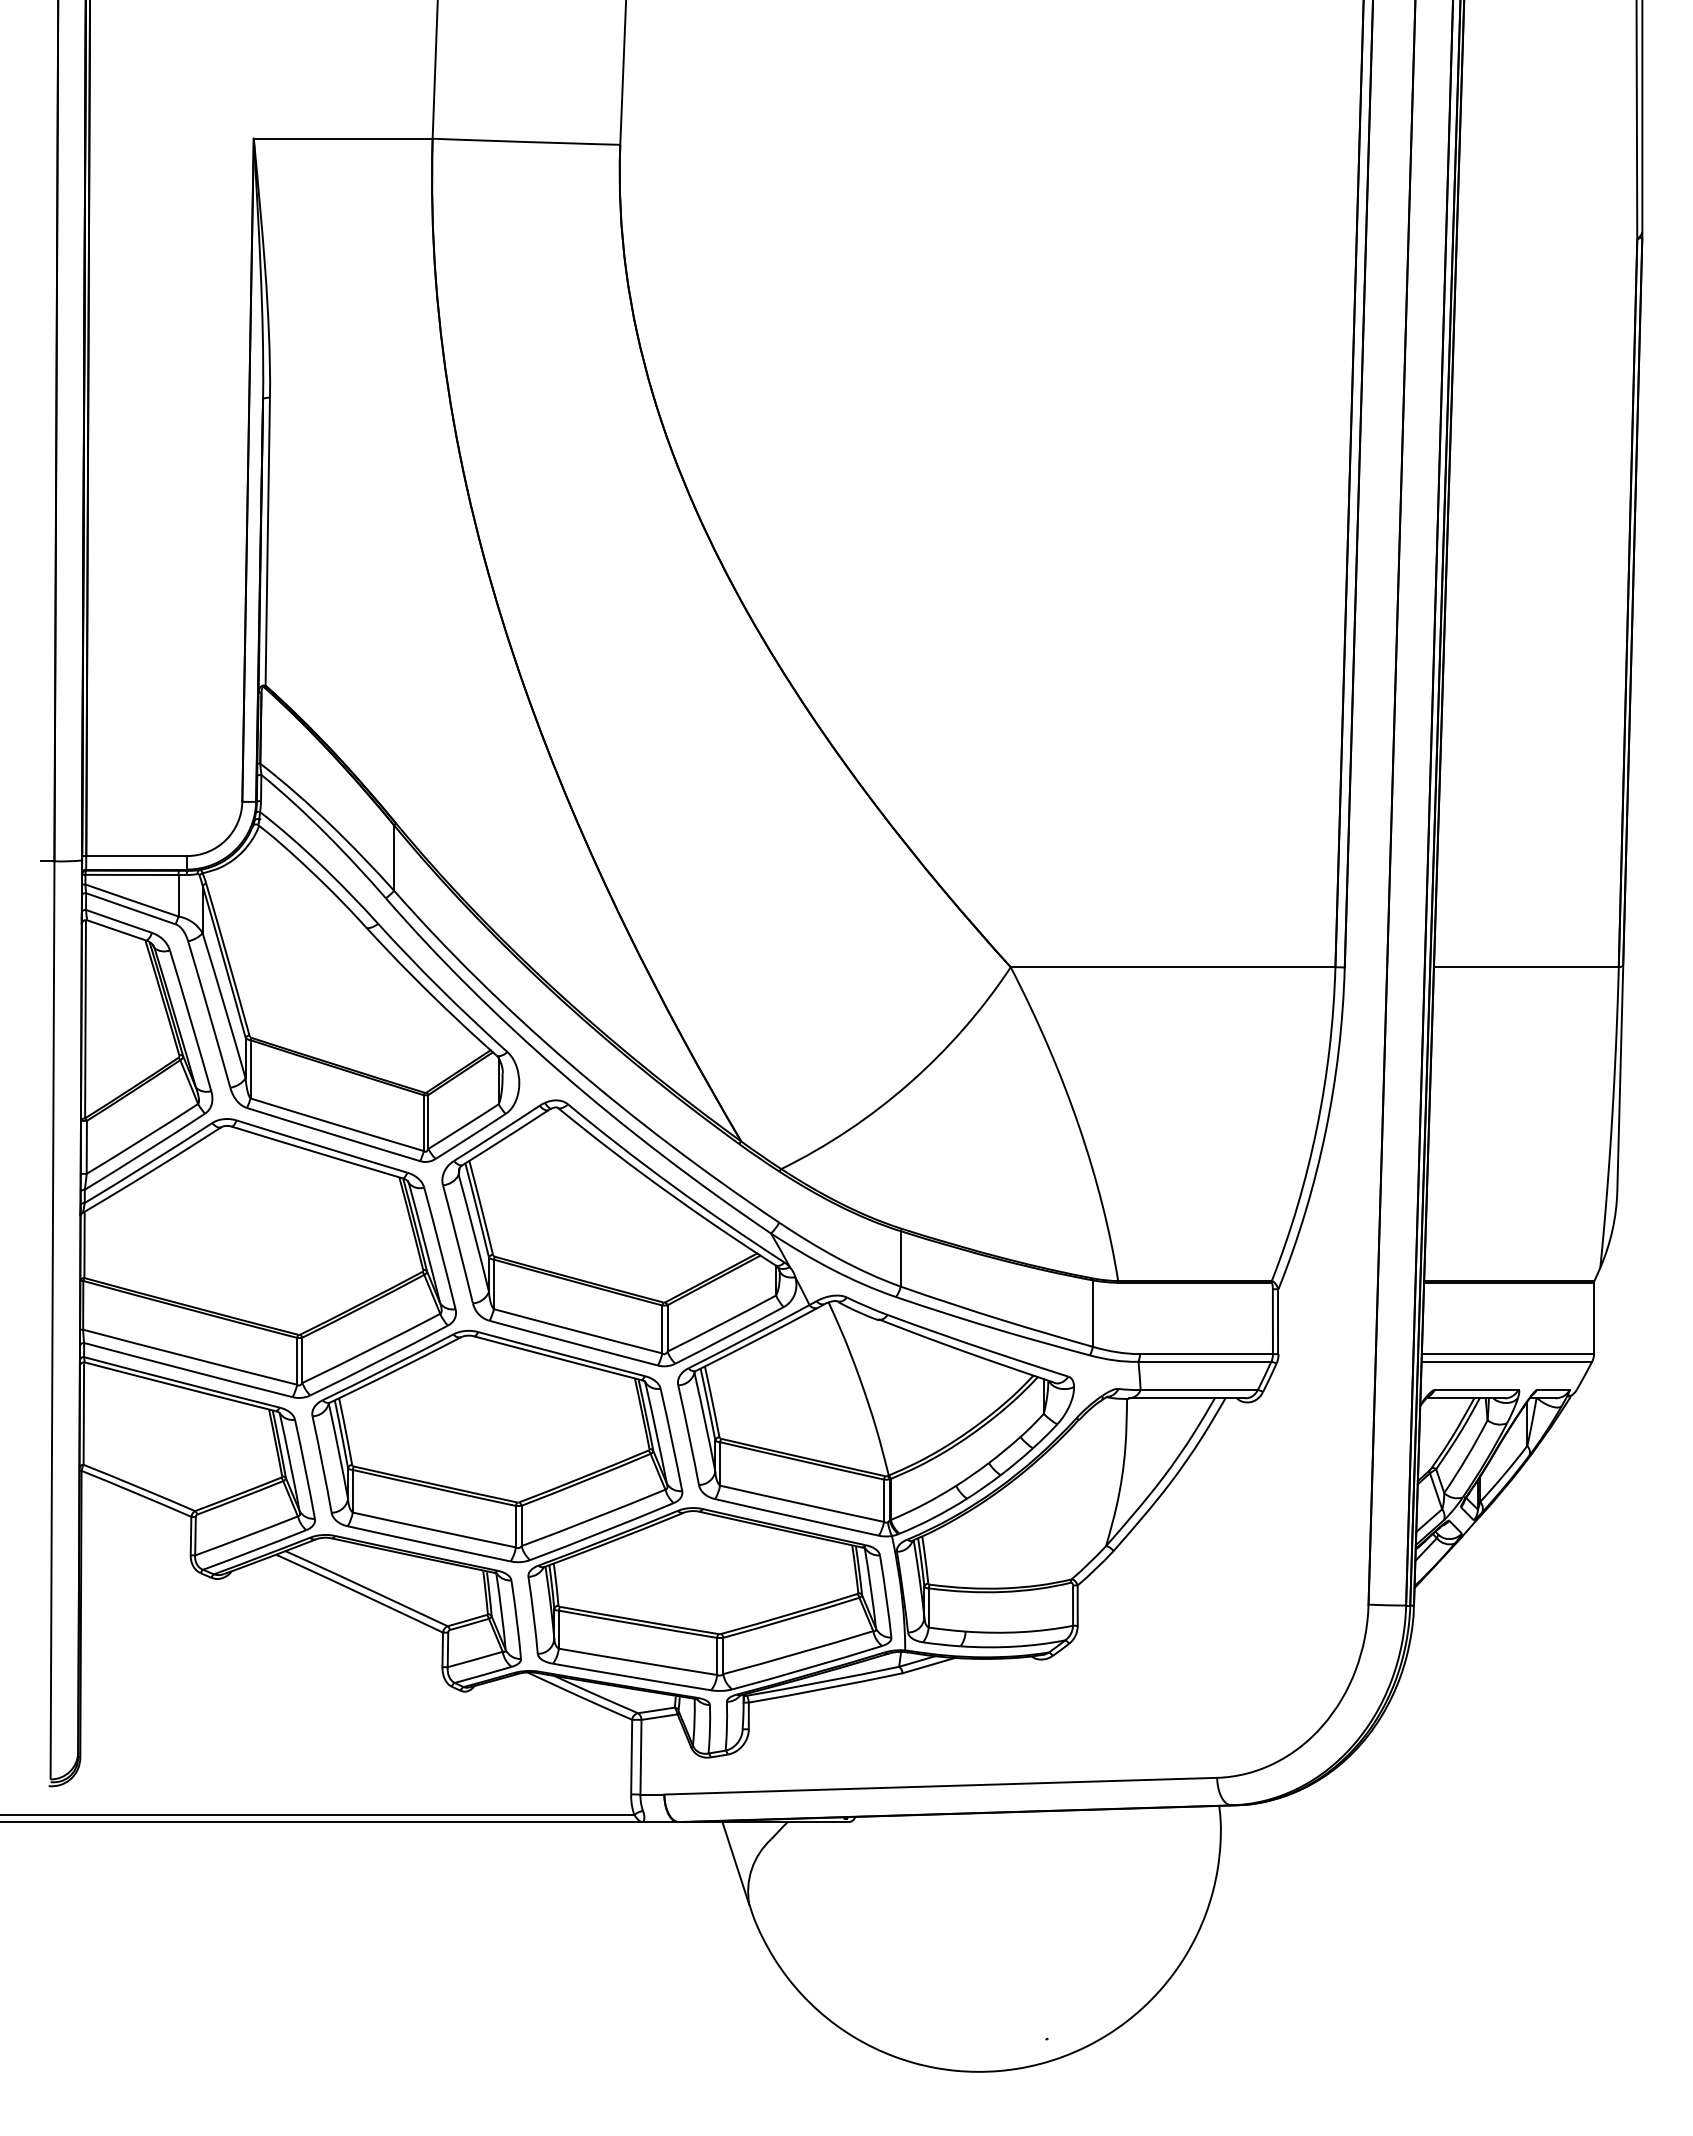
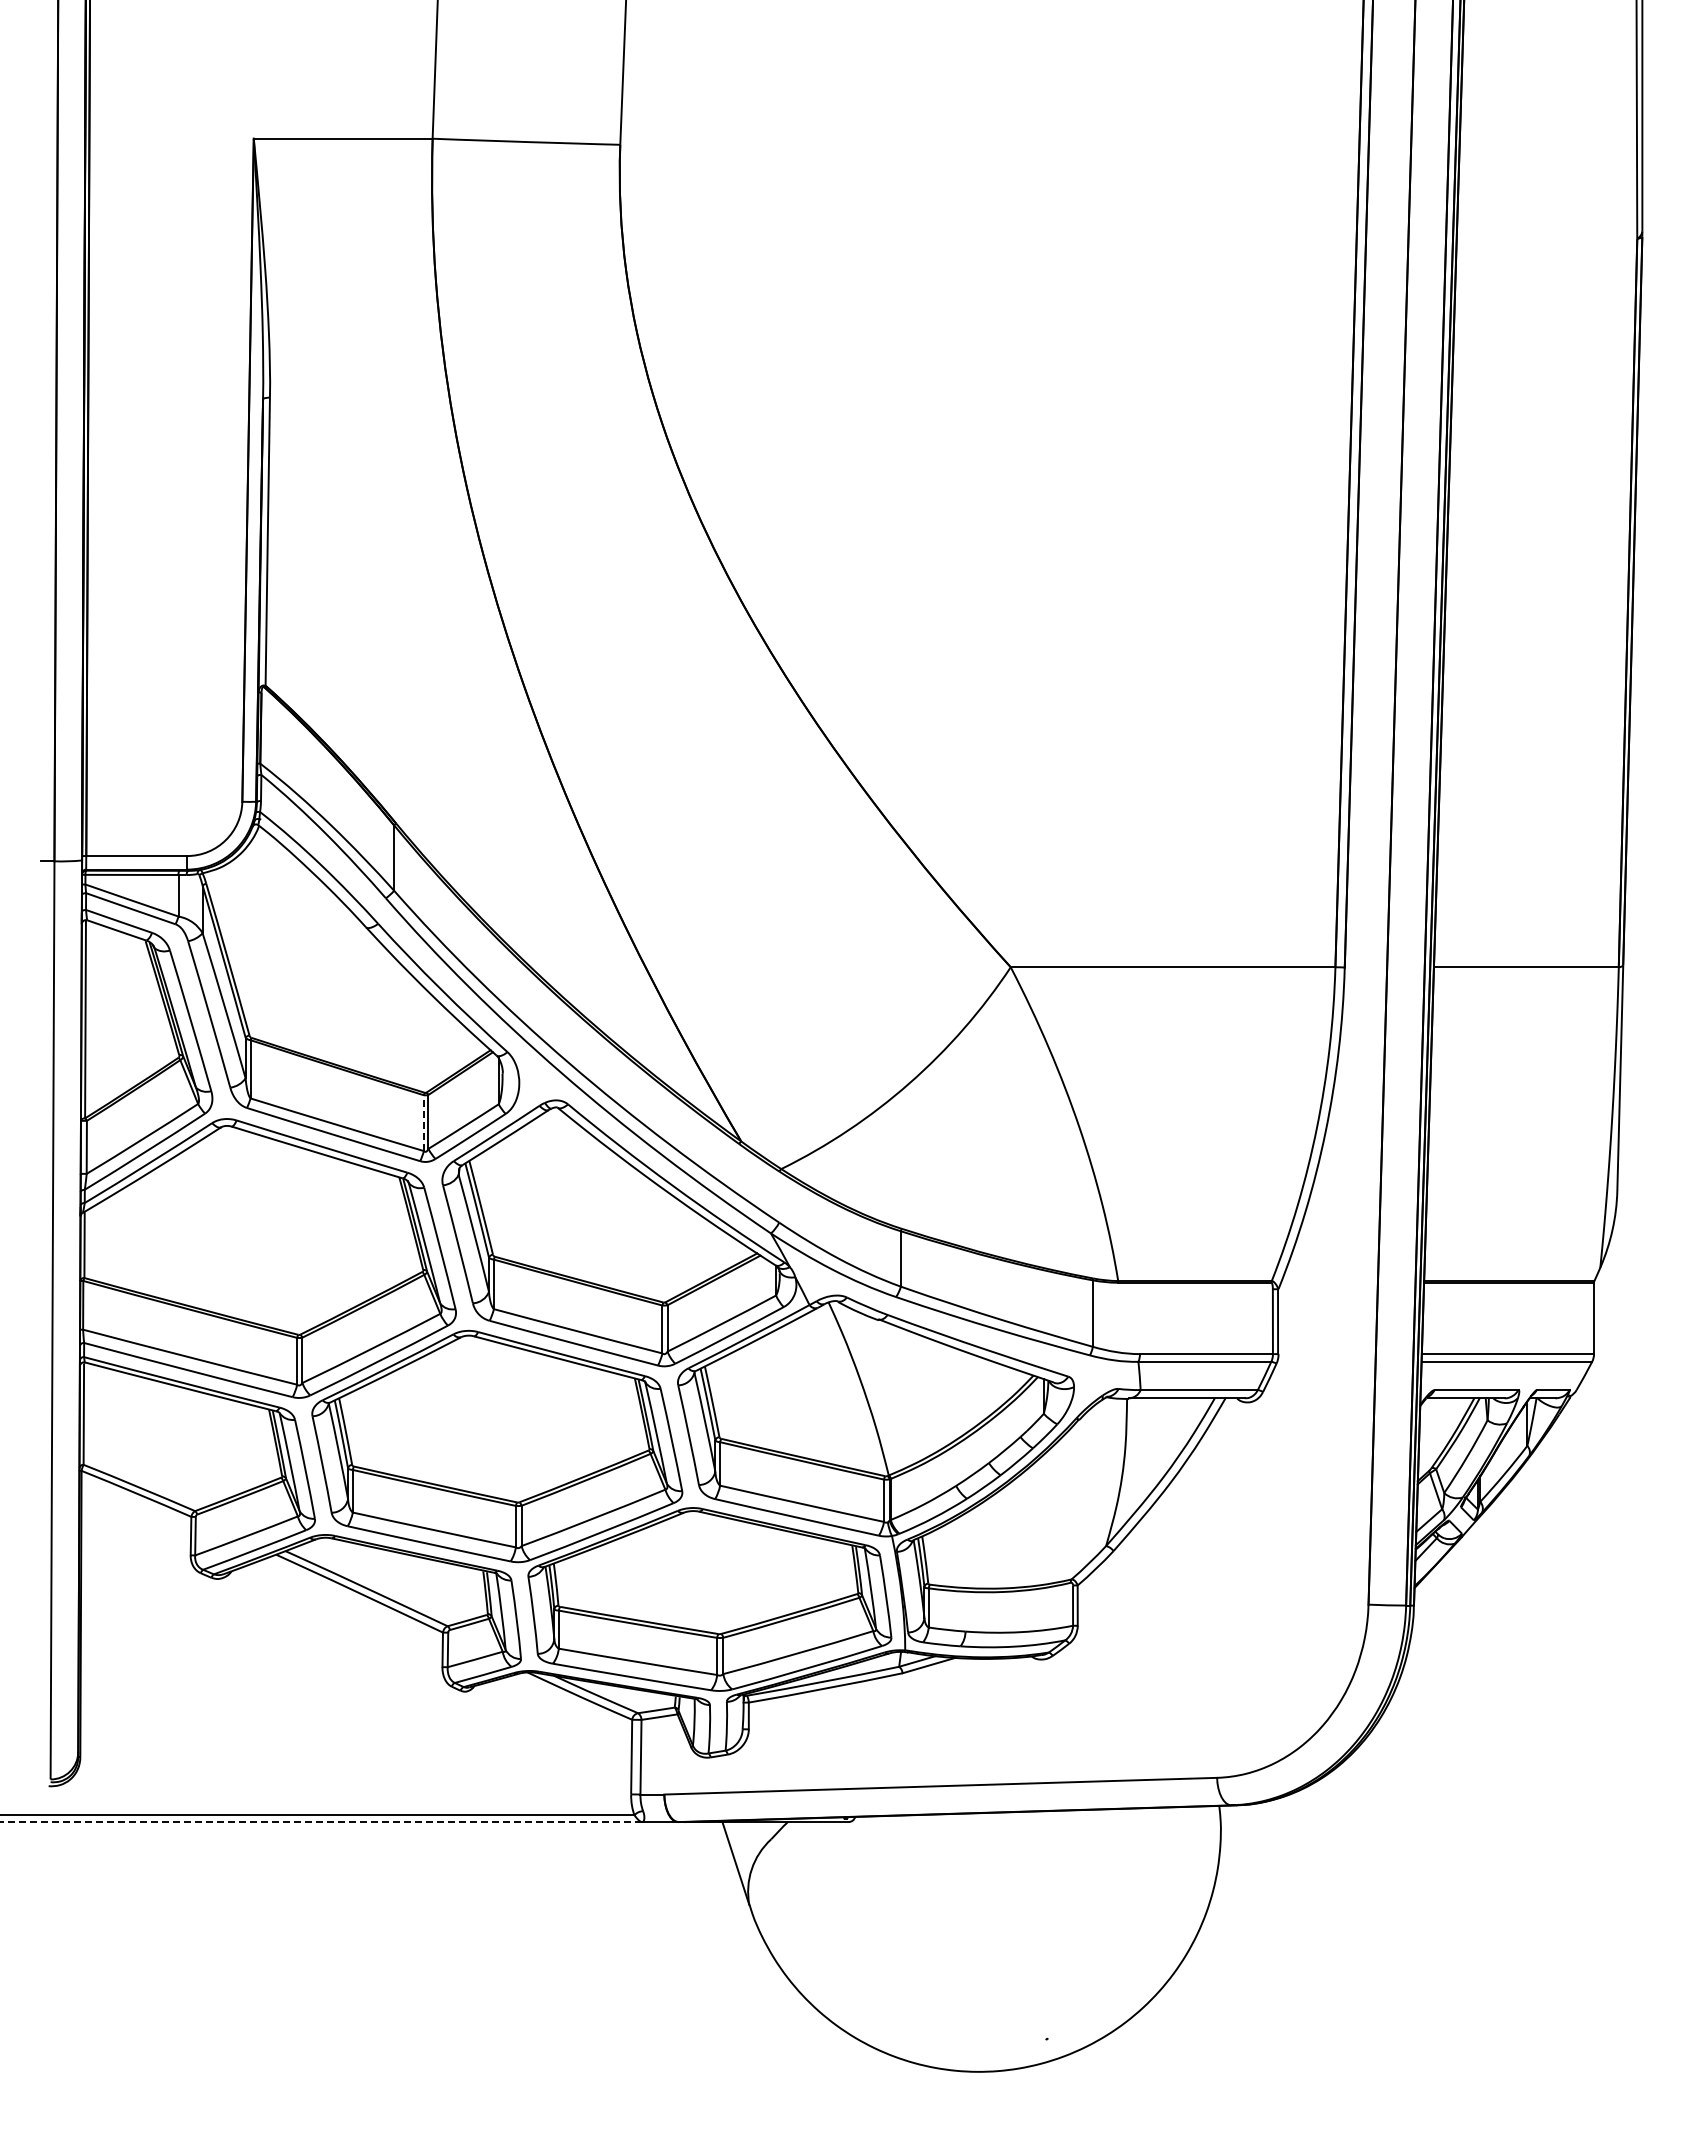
line: solid -> dashed (423, 1123)
line: solid -> dashed (321, 1822)
